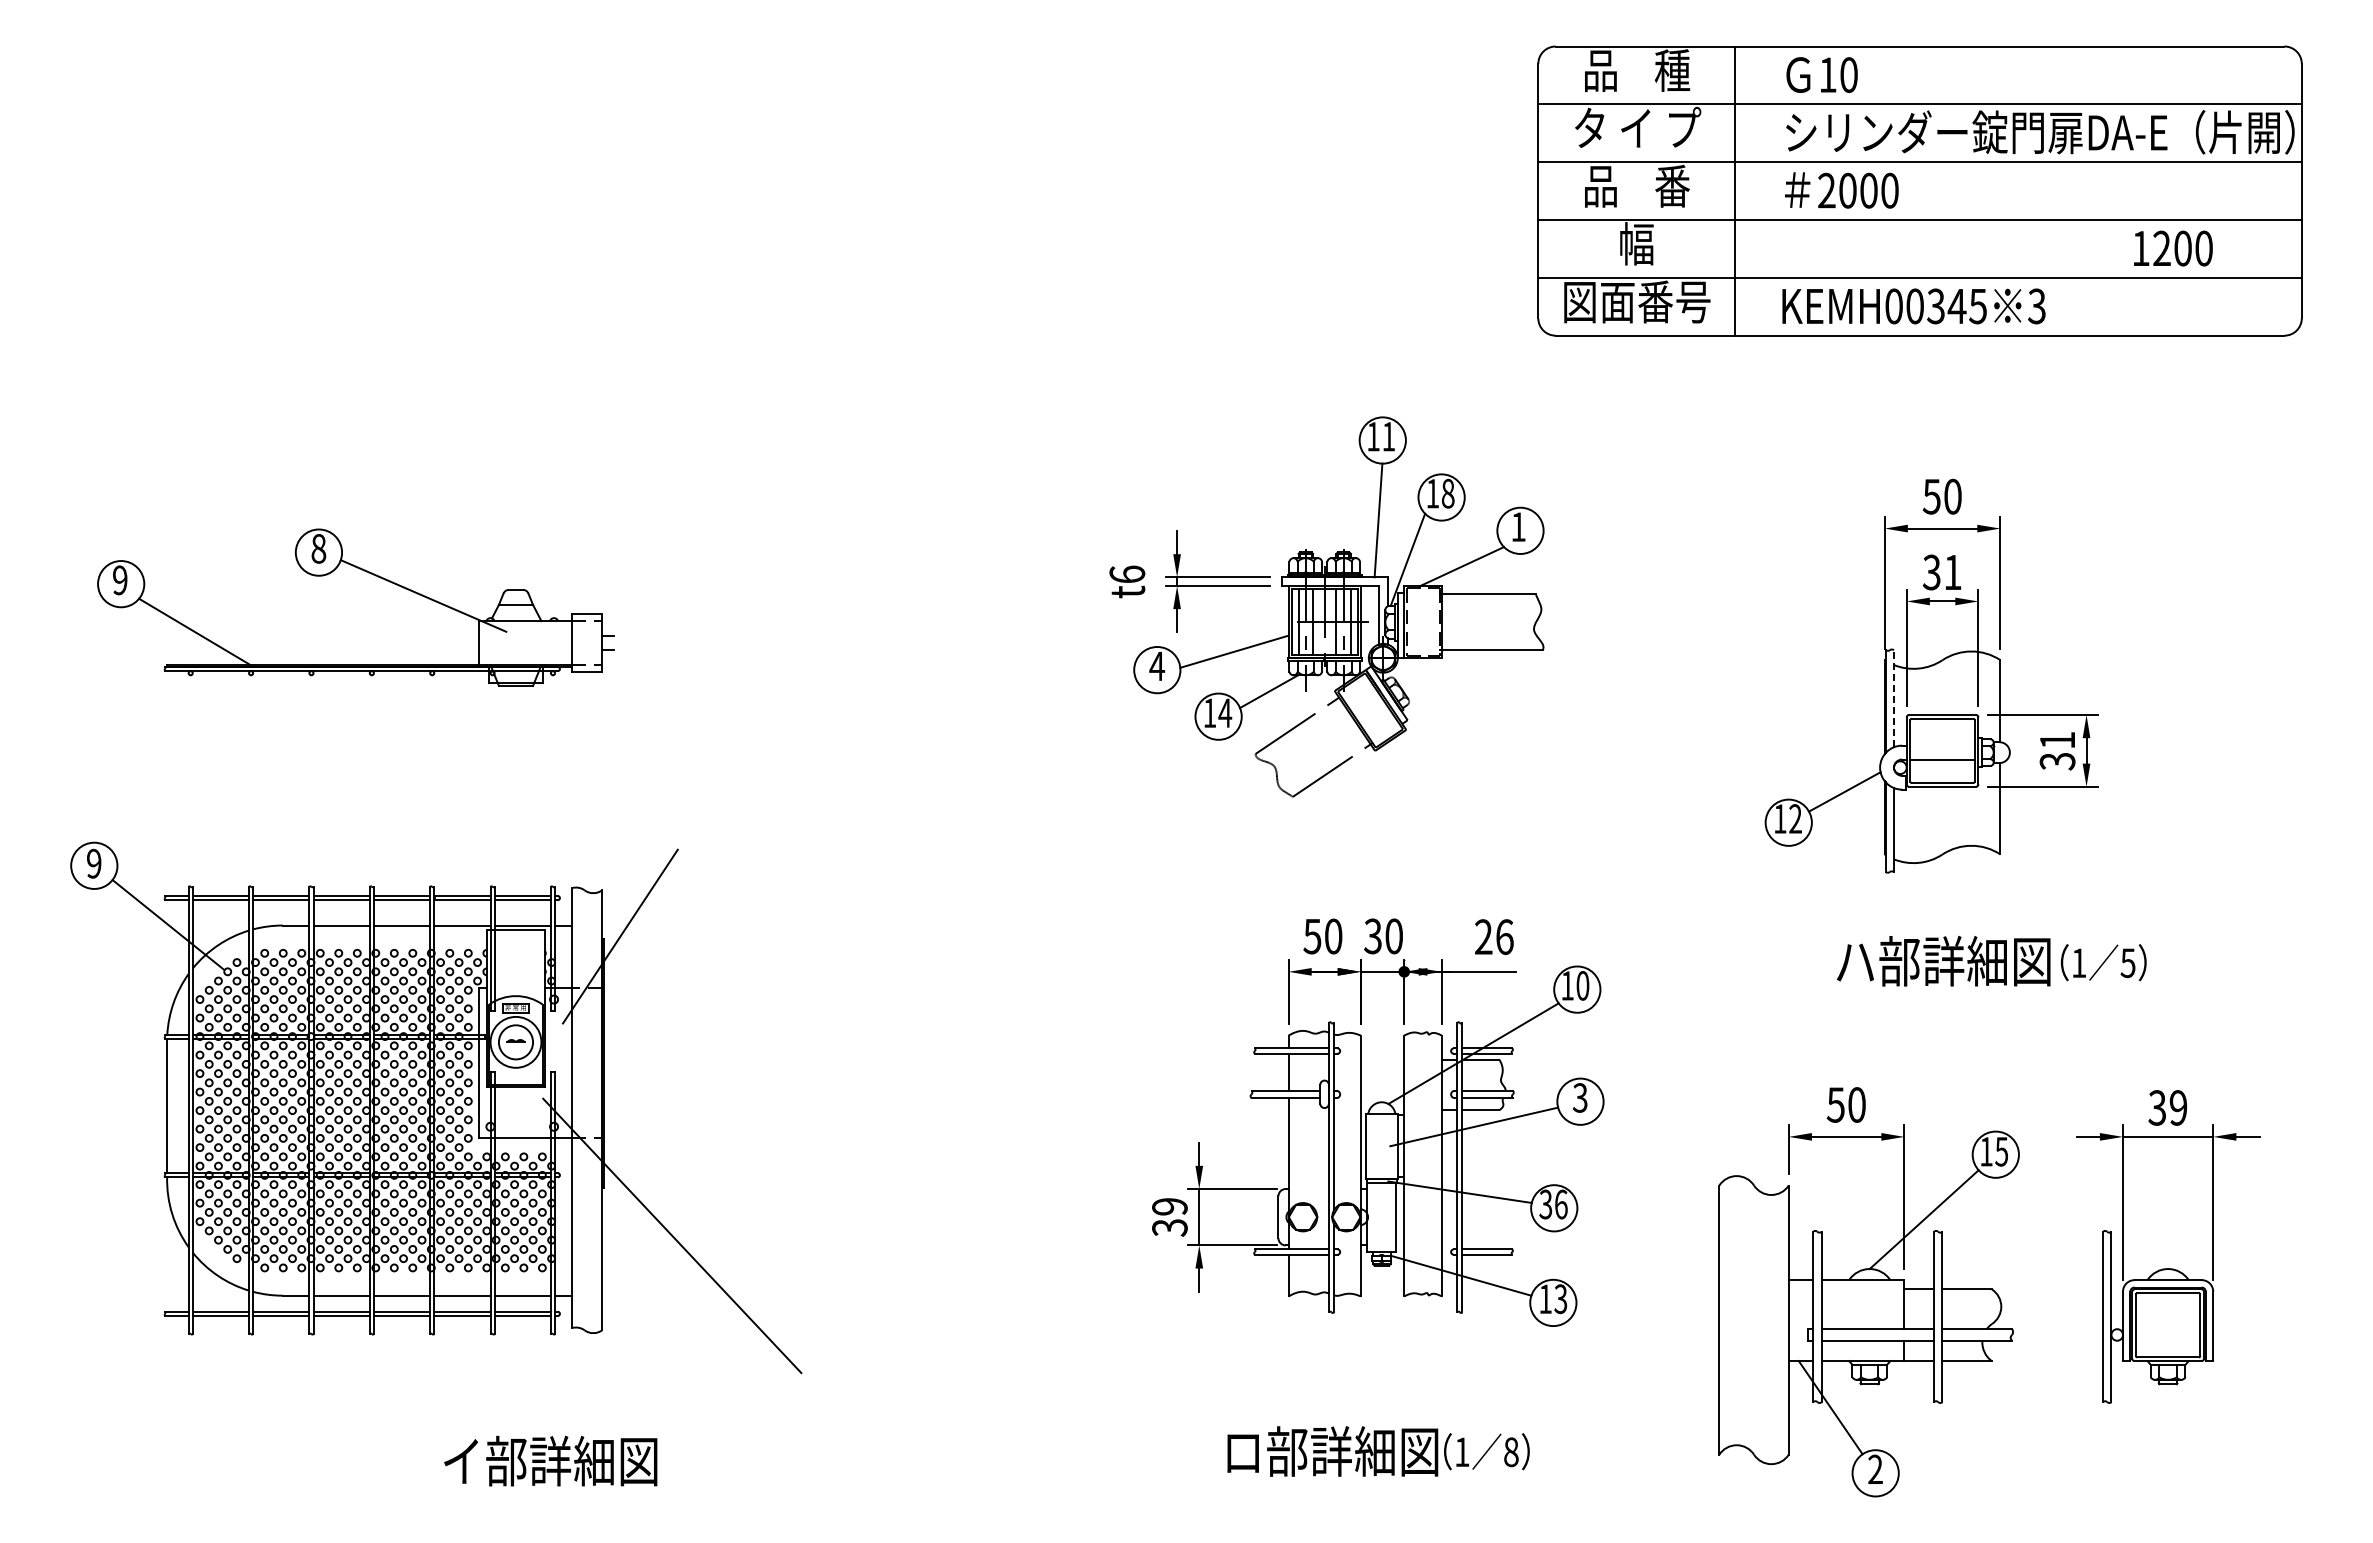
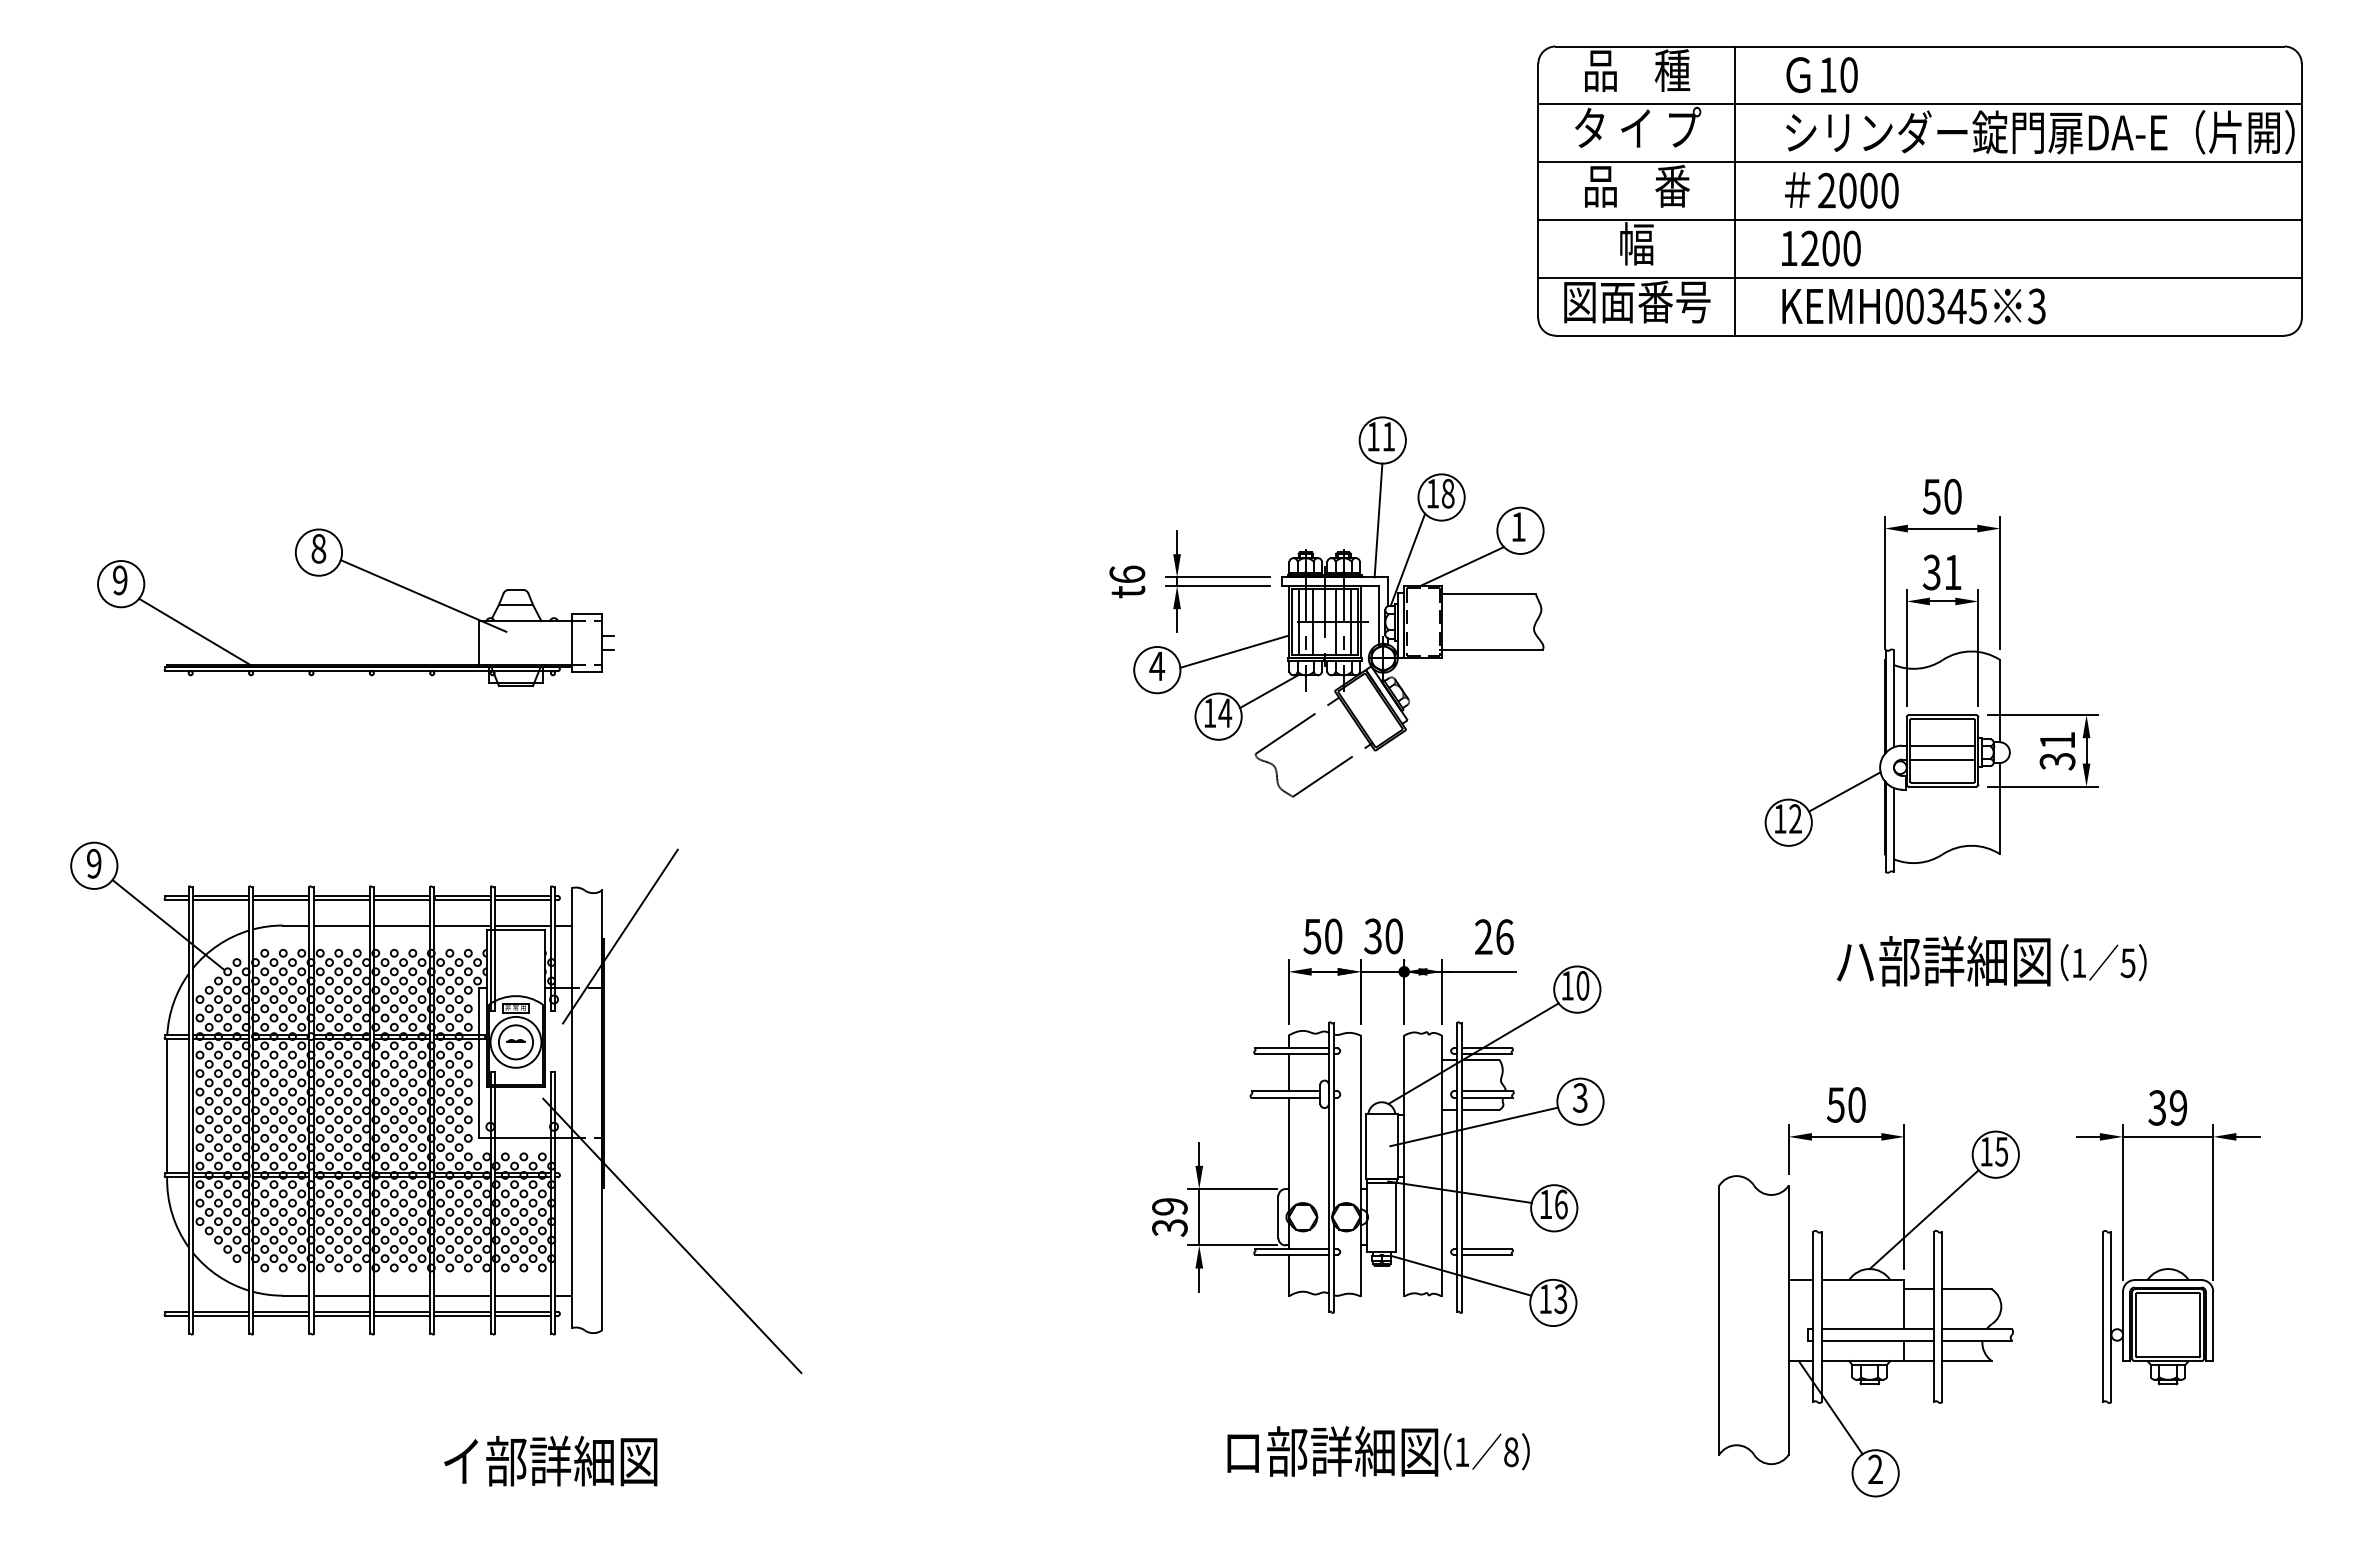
text position: (2173, 248) -> (1821, 248) (1821, 248)
line: dashed -> solid (1893, 698)
line: none -> present (1942, 745)
text: 36 -> 16 (1545, 1204)
